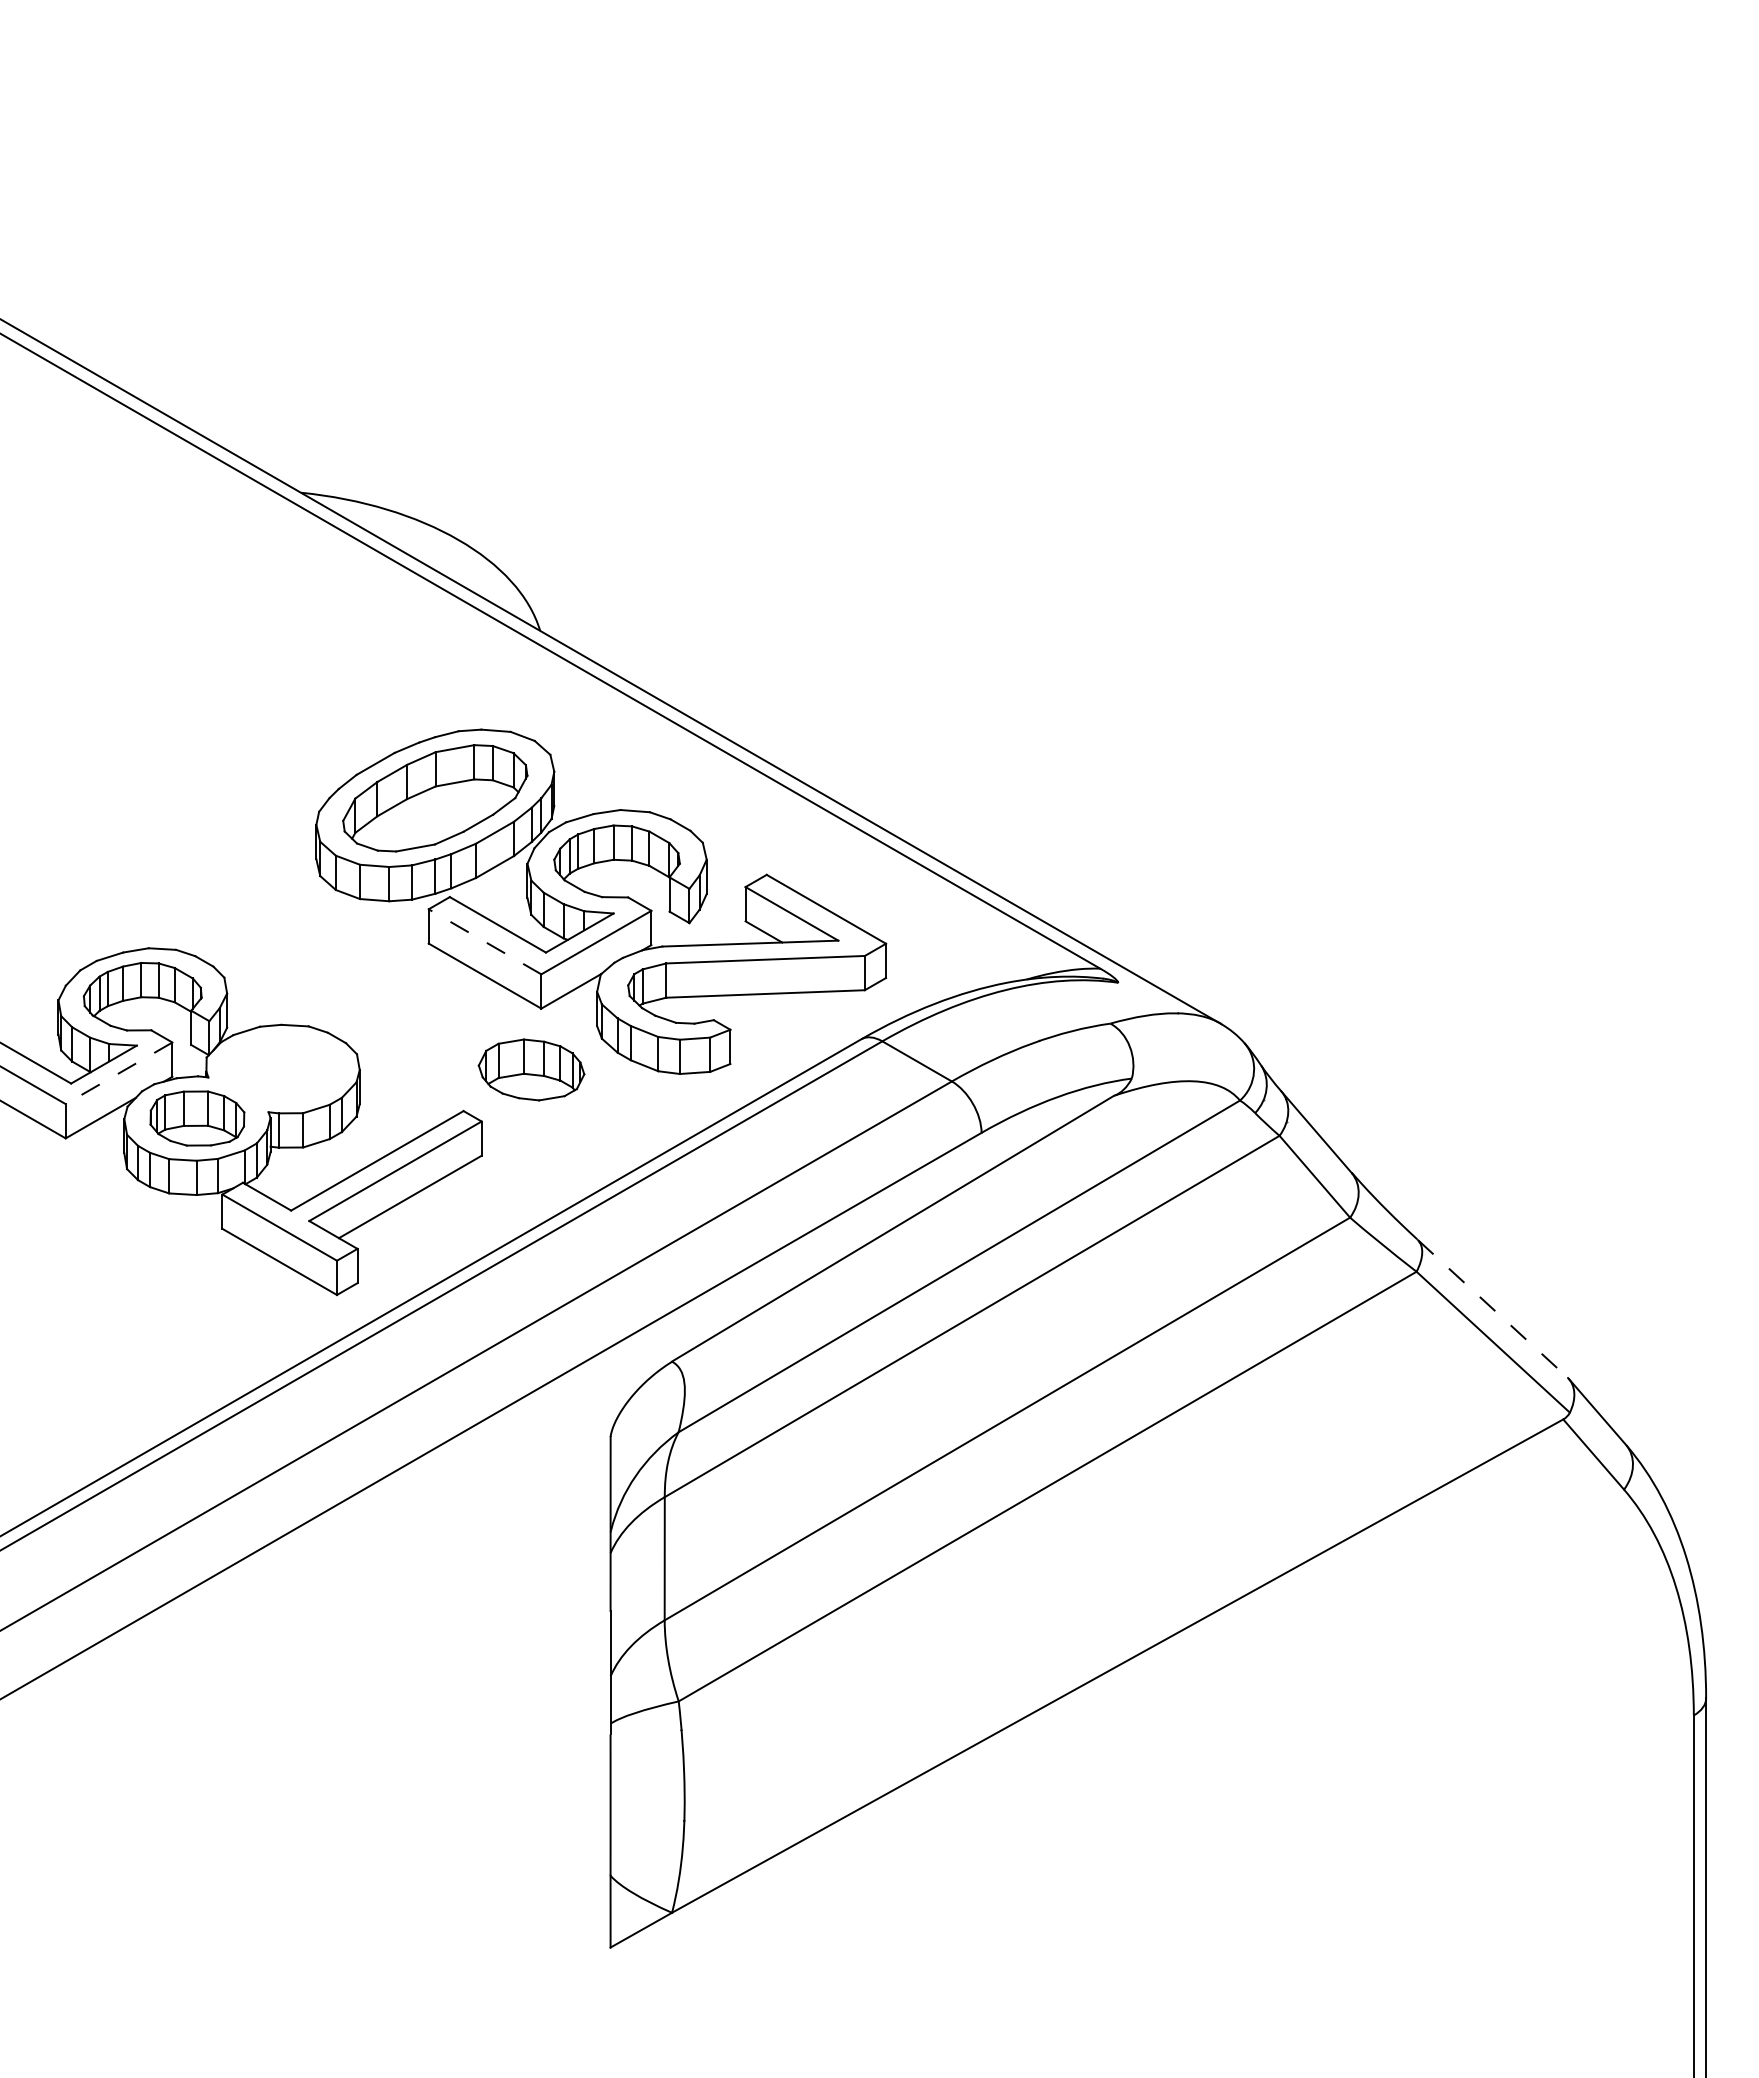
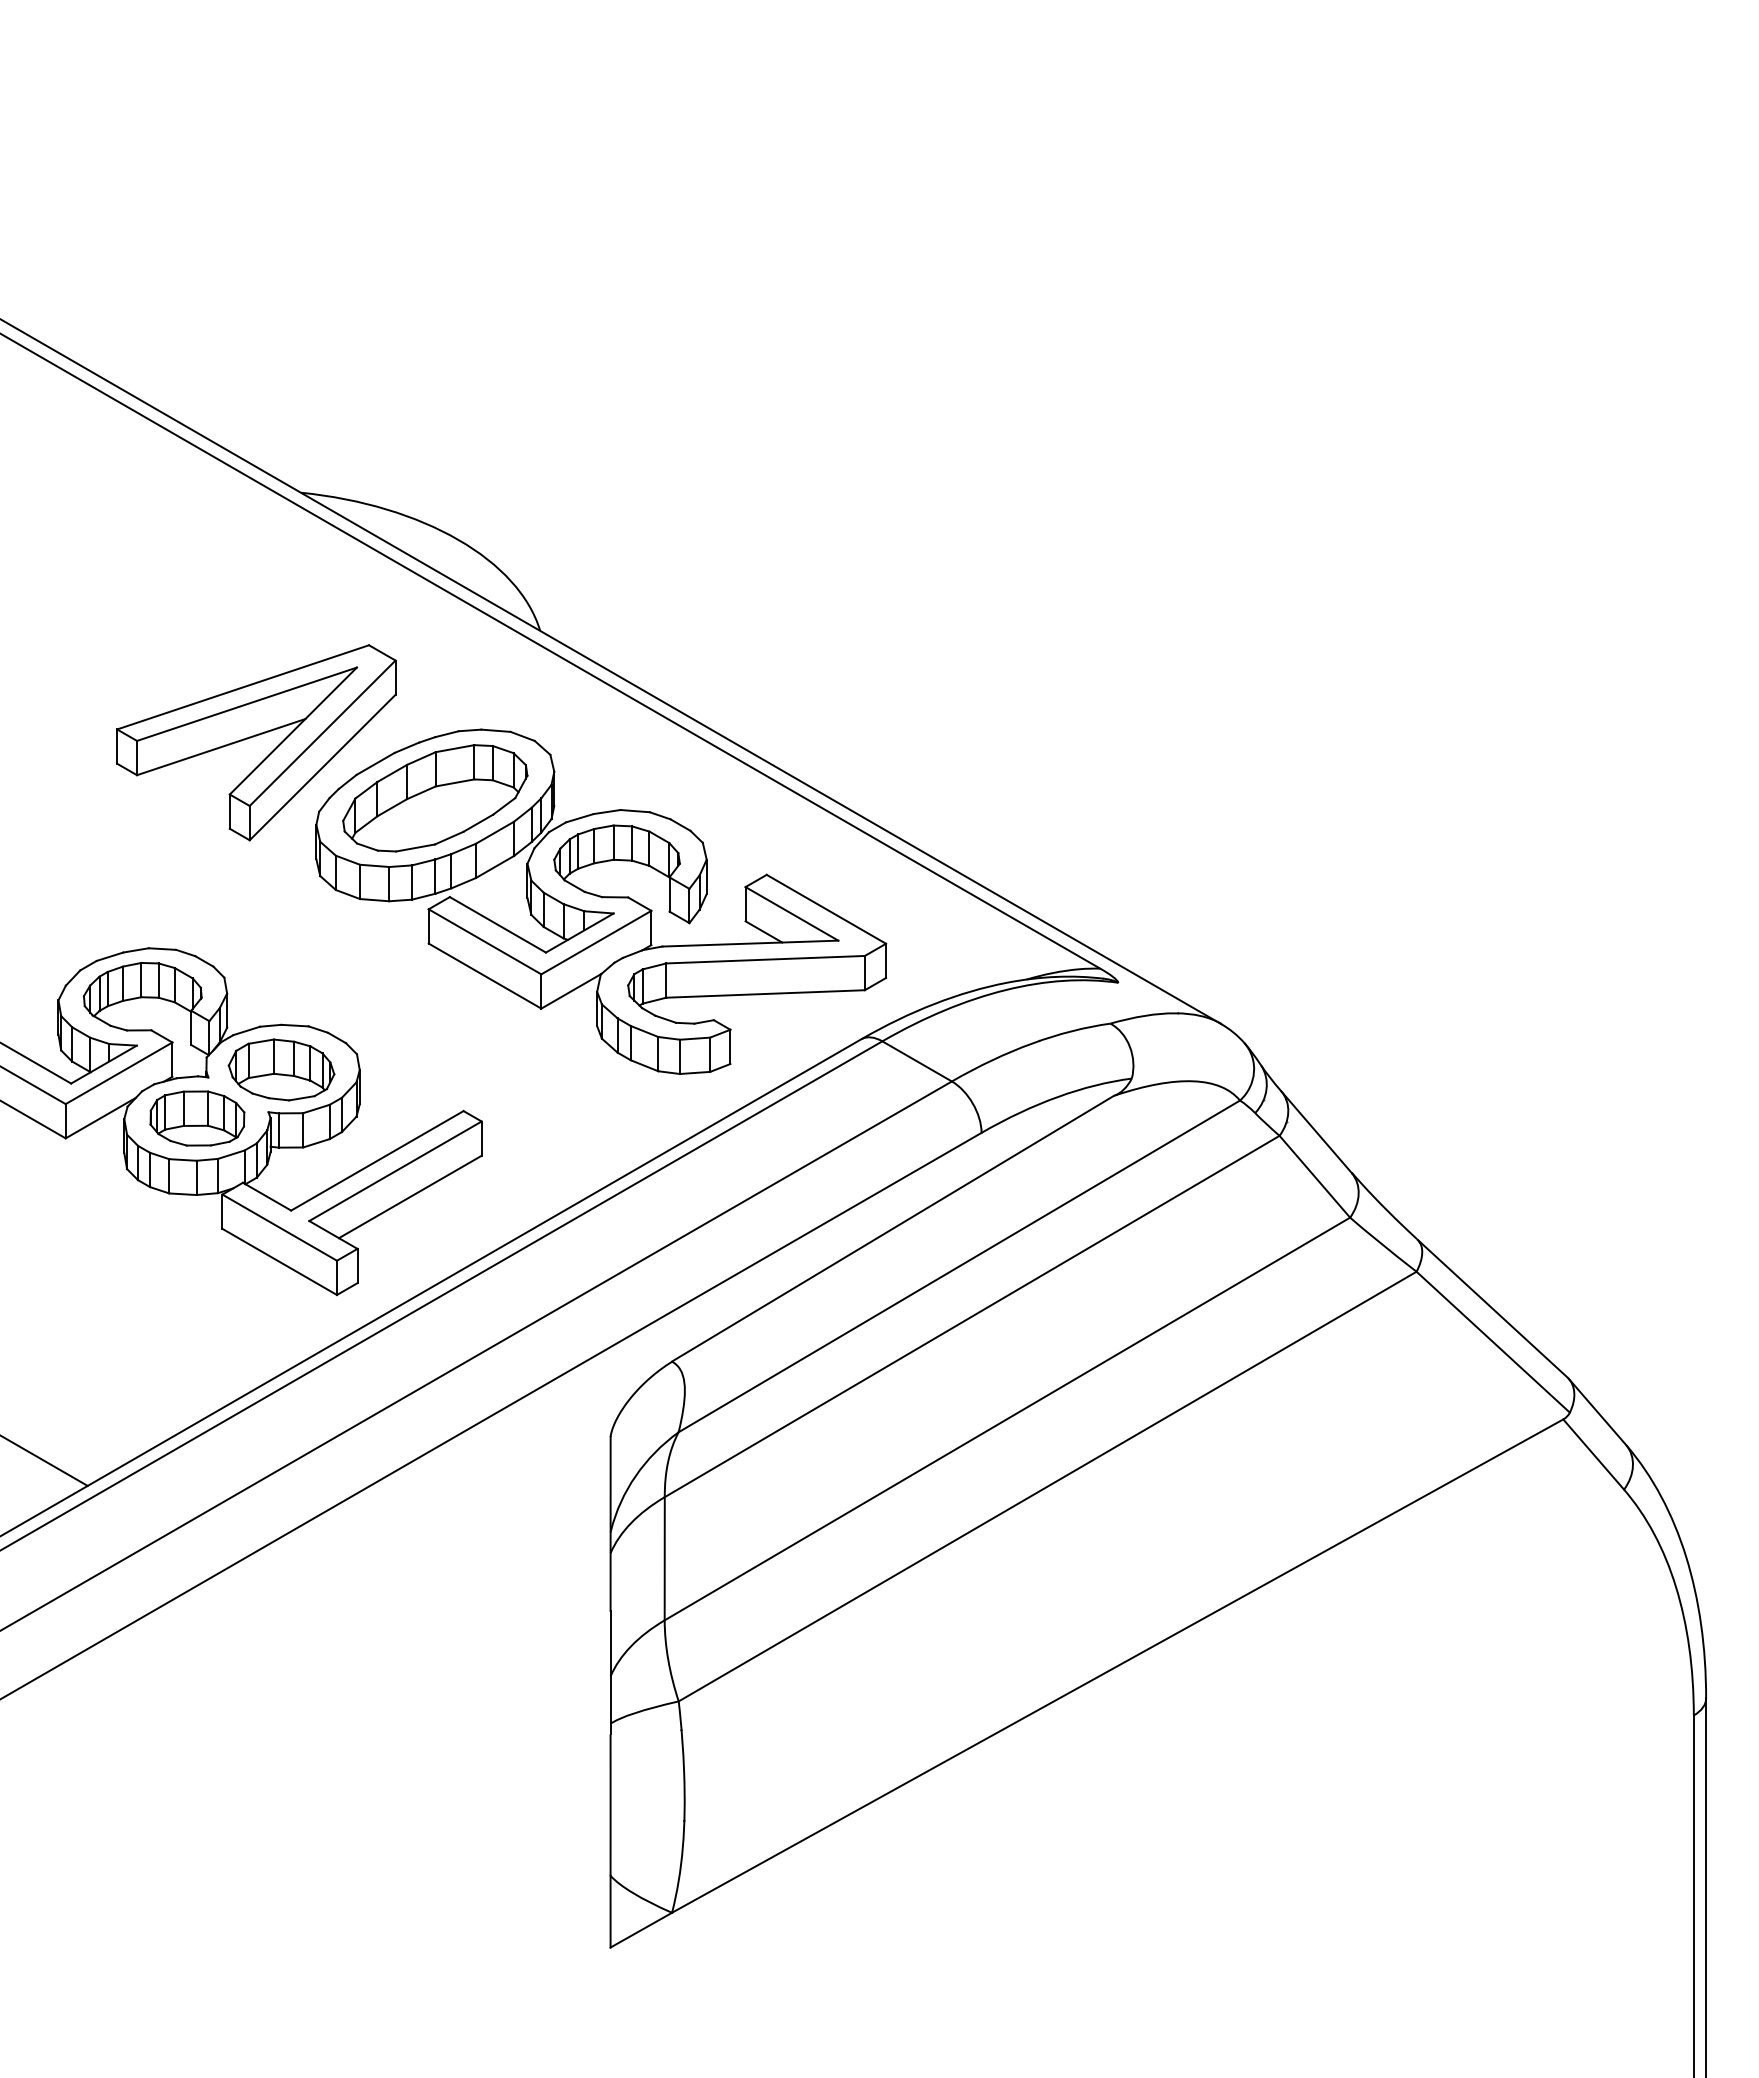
part: none -> present (256, 742)
line: dashed -> solid (484, 941)
part position: (531, 1069) -> (281, 1069) (281, 1069)
line: dashed -> solid (119, 1073)
line: dashed -> solid (1493, 1309)
line: none -> present (44, 1460)
